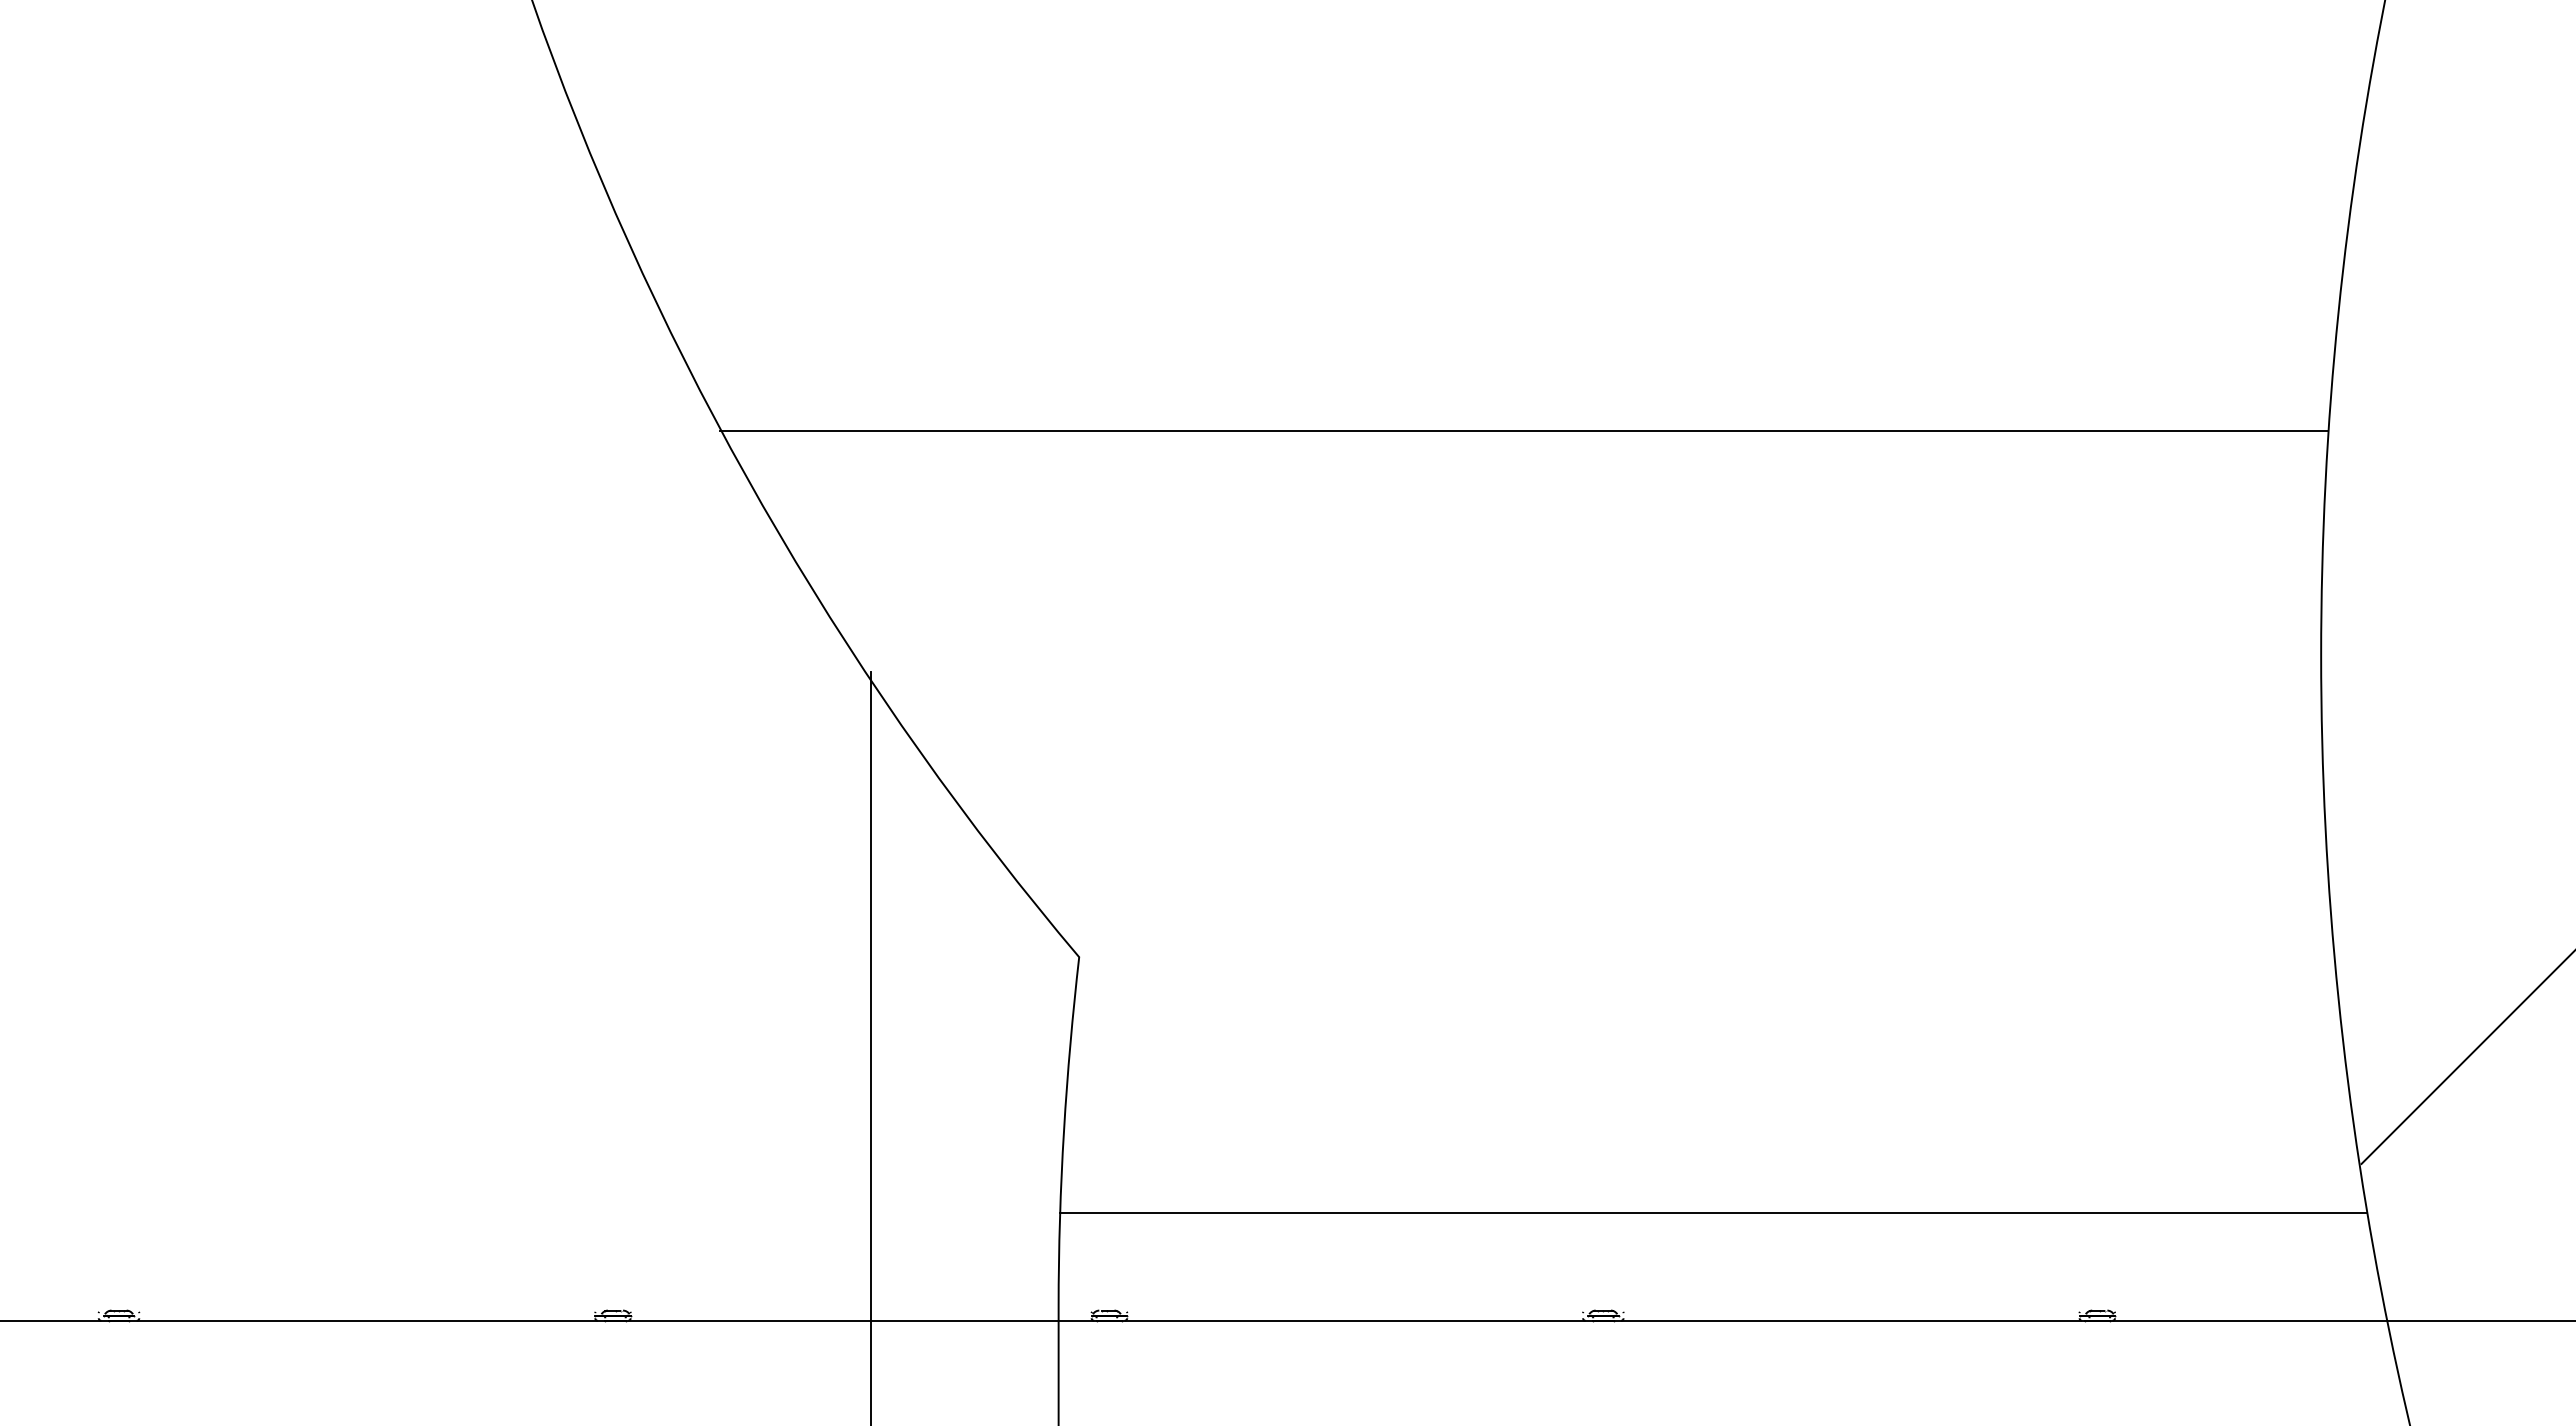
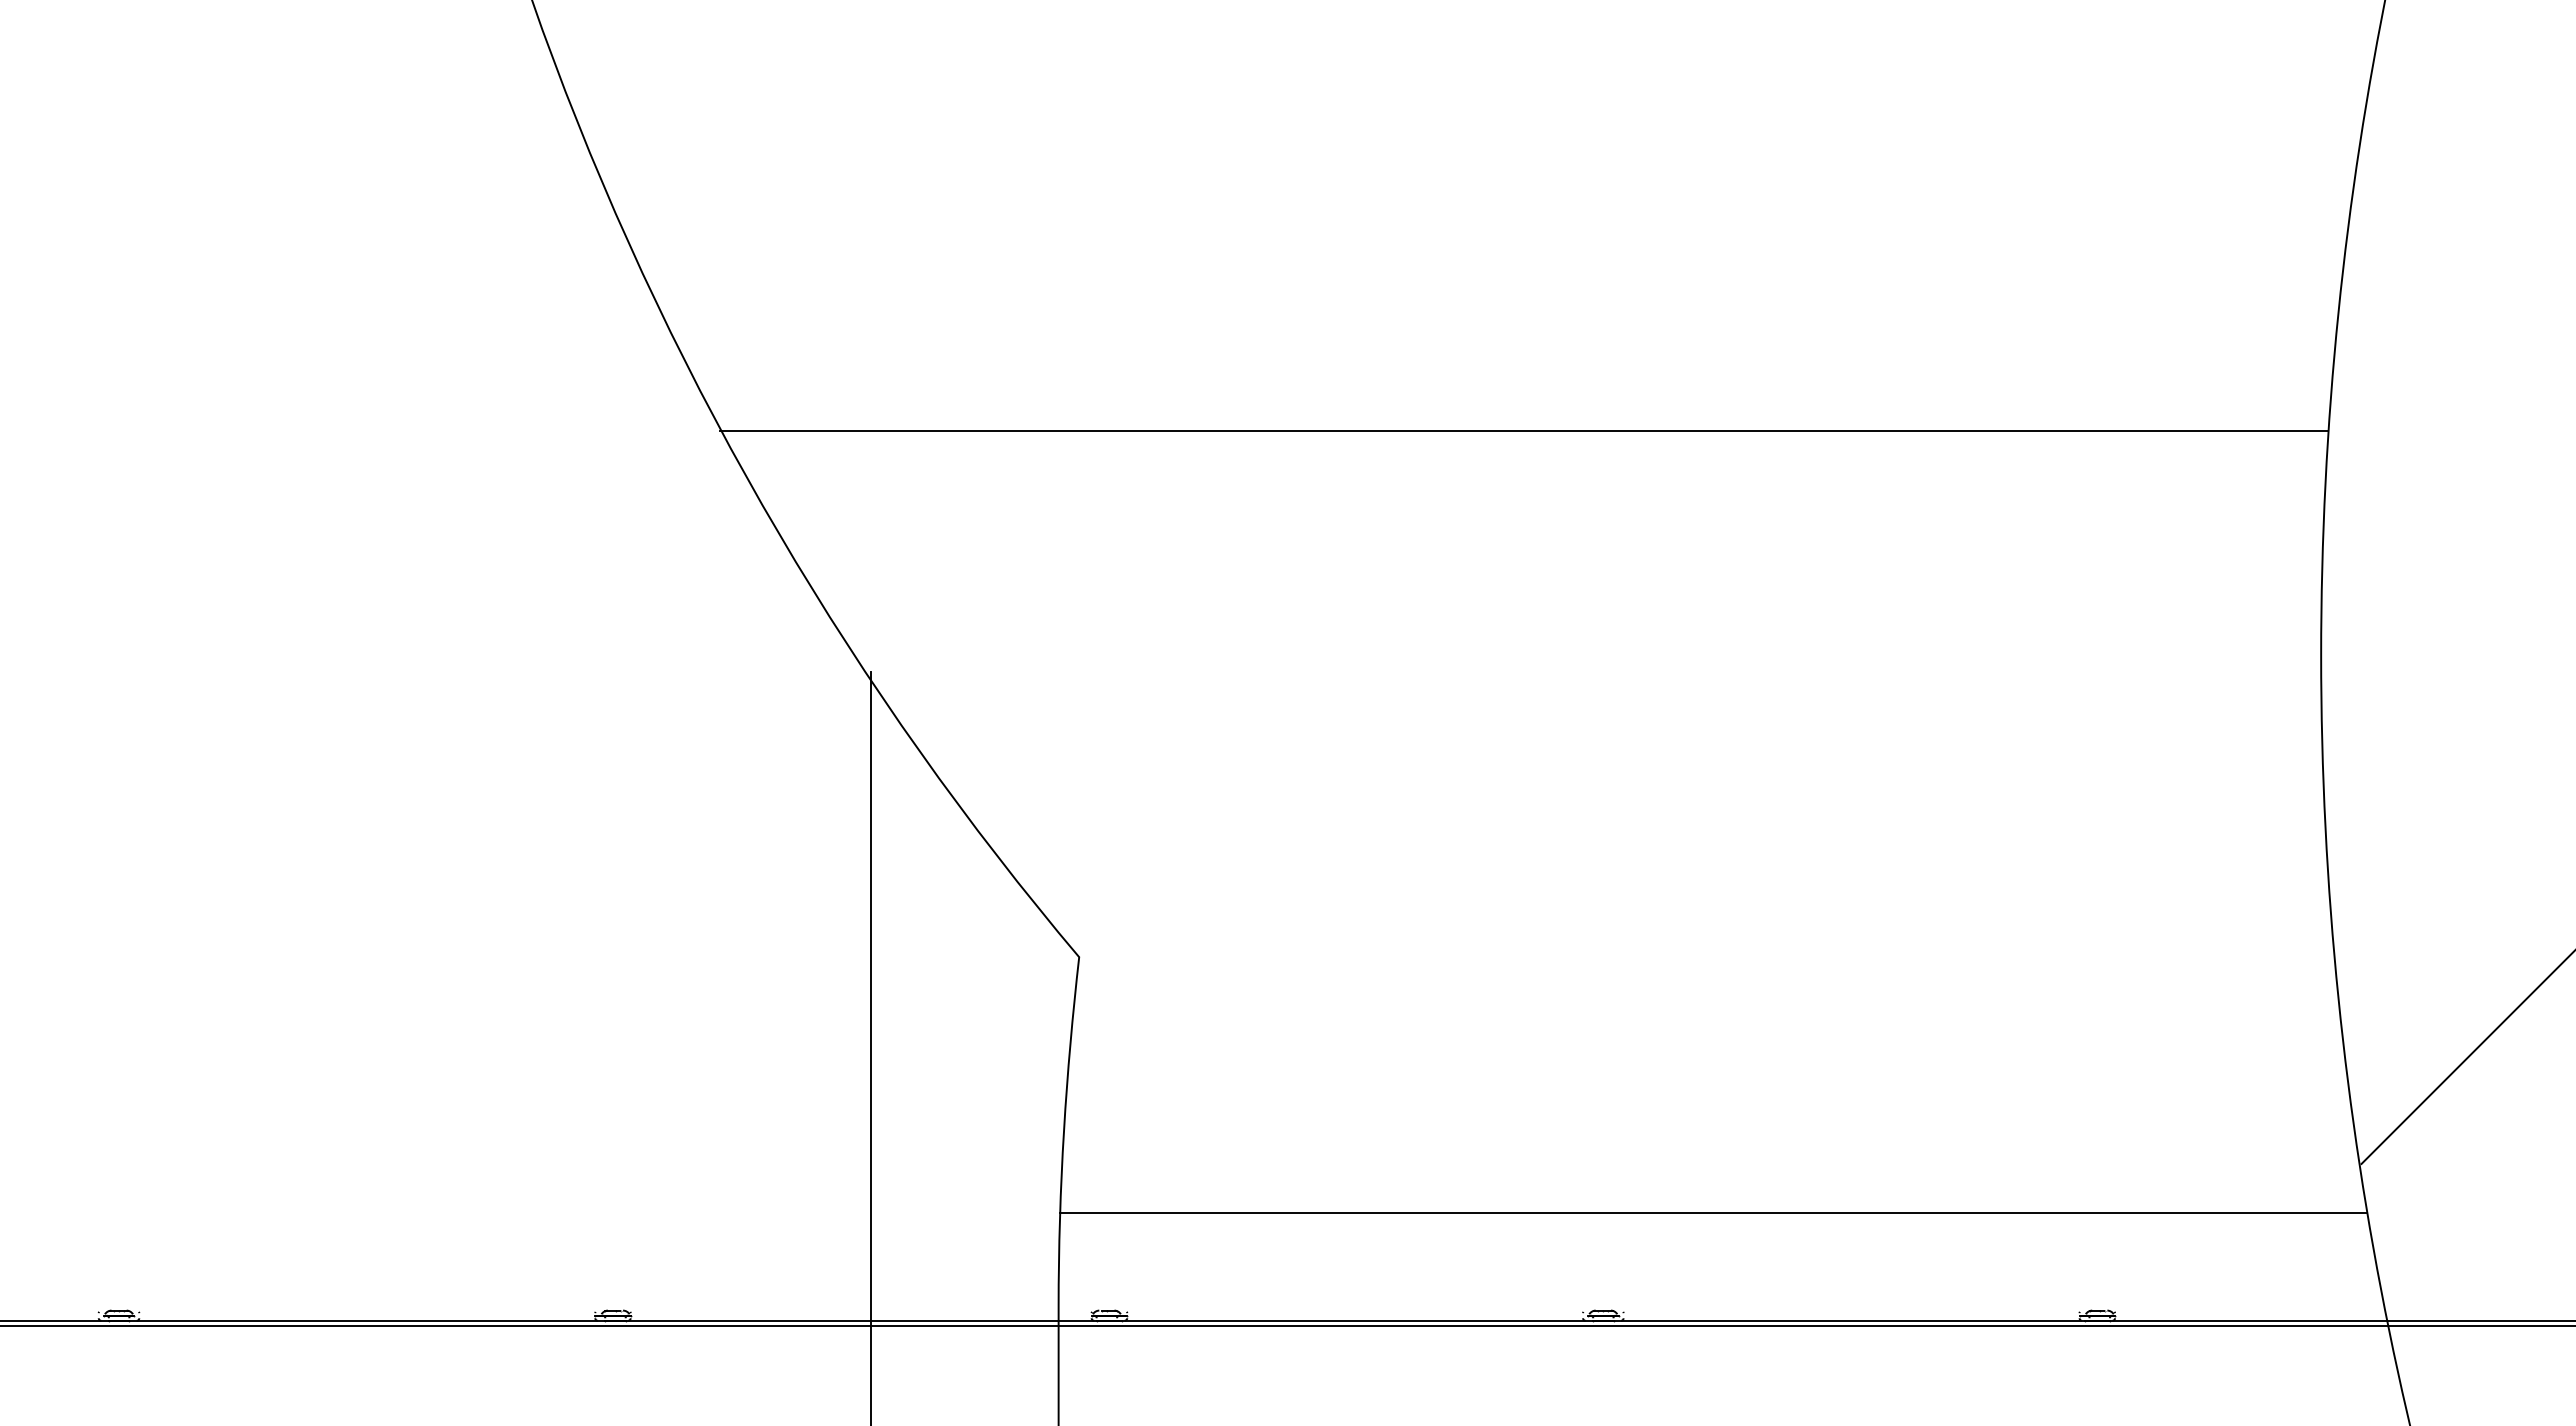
line: none -> present (1287, 1325)
